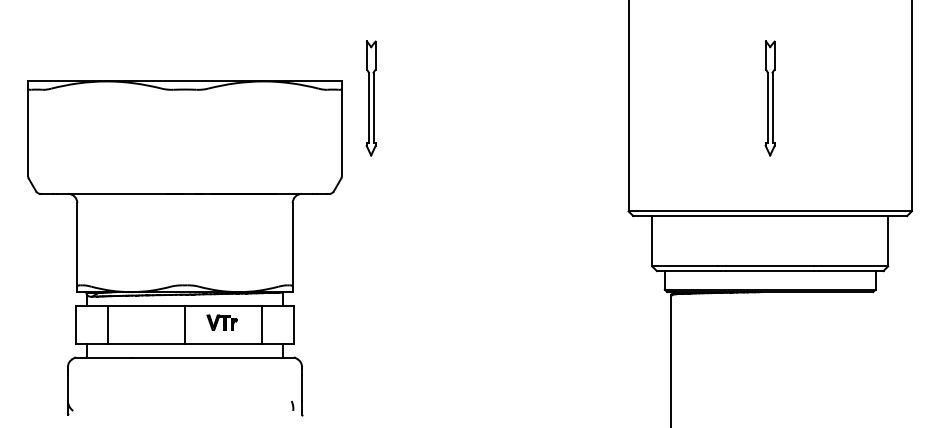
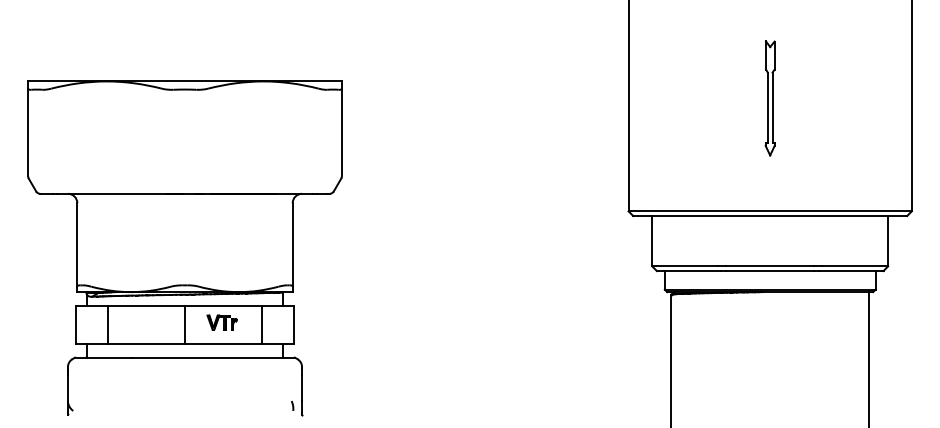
part: present -> none (370, 98)
line: none -> present (869, 358)
